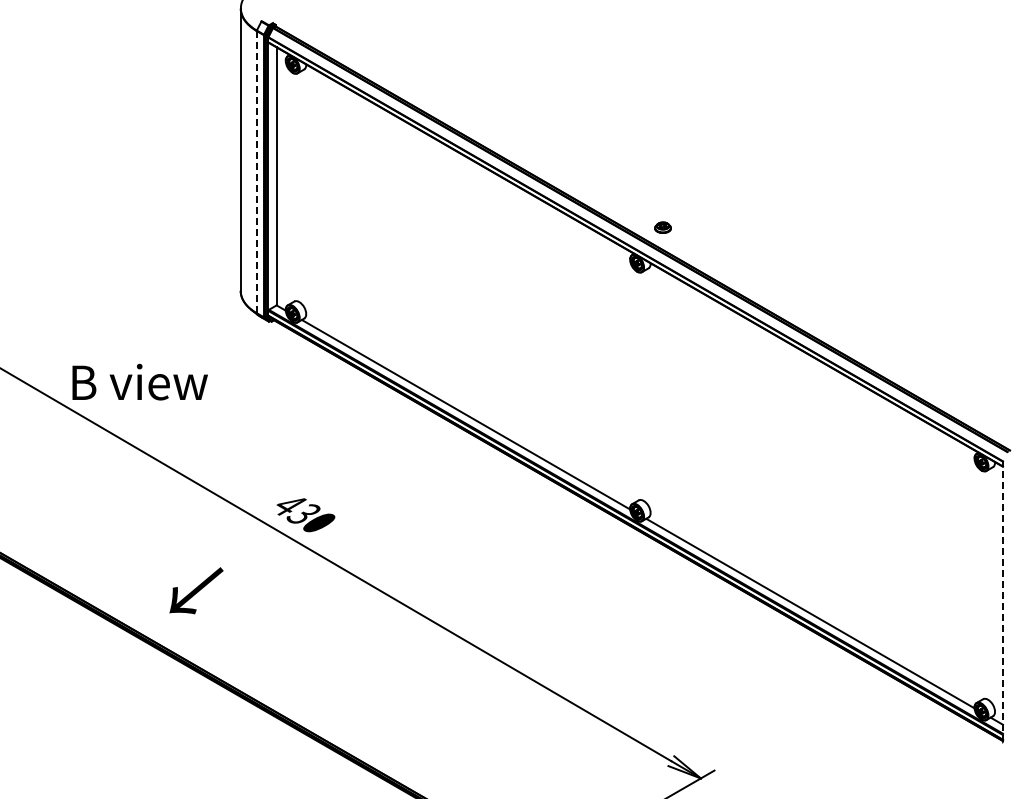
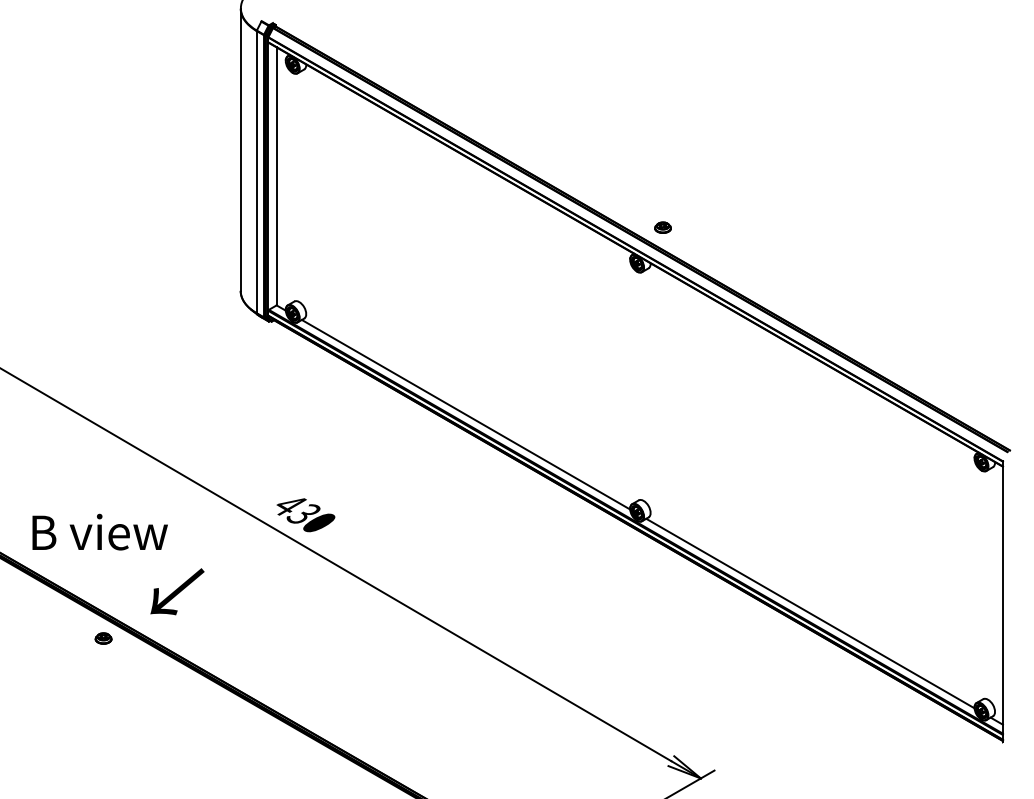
line: dashed -> solid (256, 171)
text position: (139, 381) -> (99, 531) (99, 531)
text position: (196, 590) -> (177, 591) (177, 591)
line: dashed -> solid (1002, 601)
part: none -> present (103, 638)
